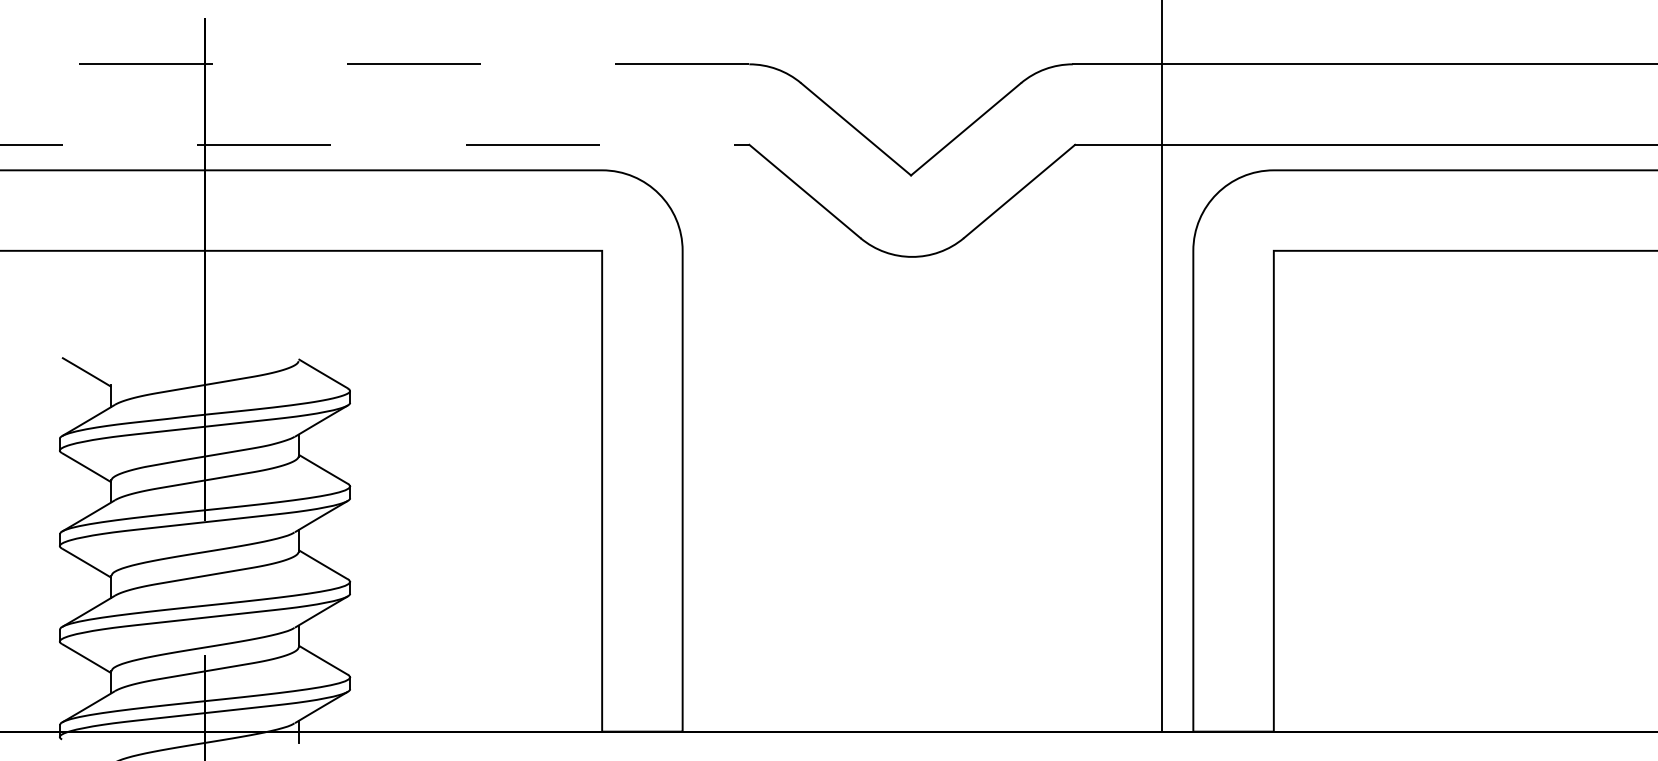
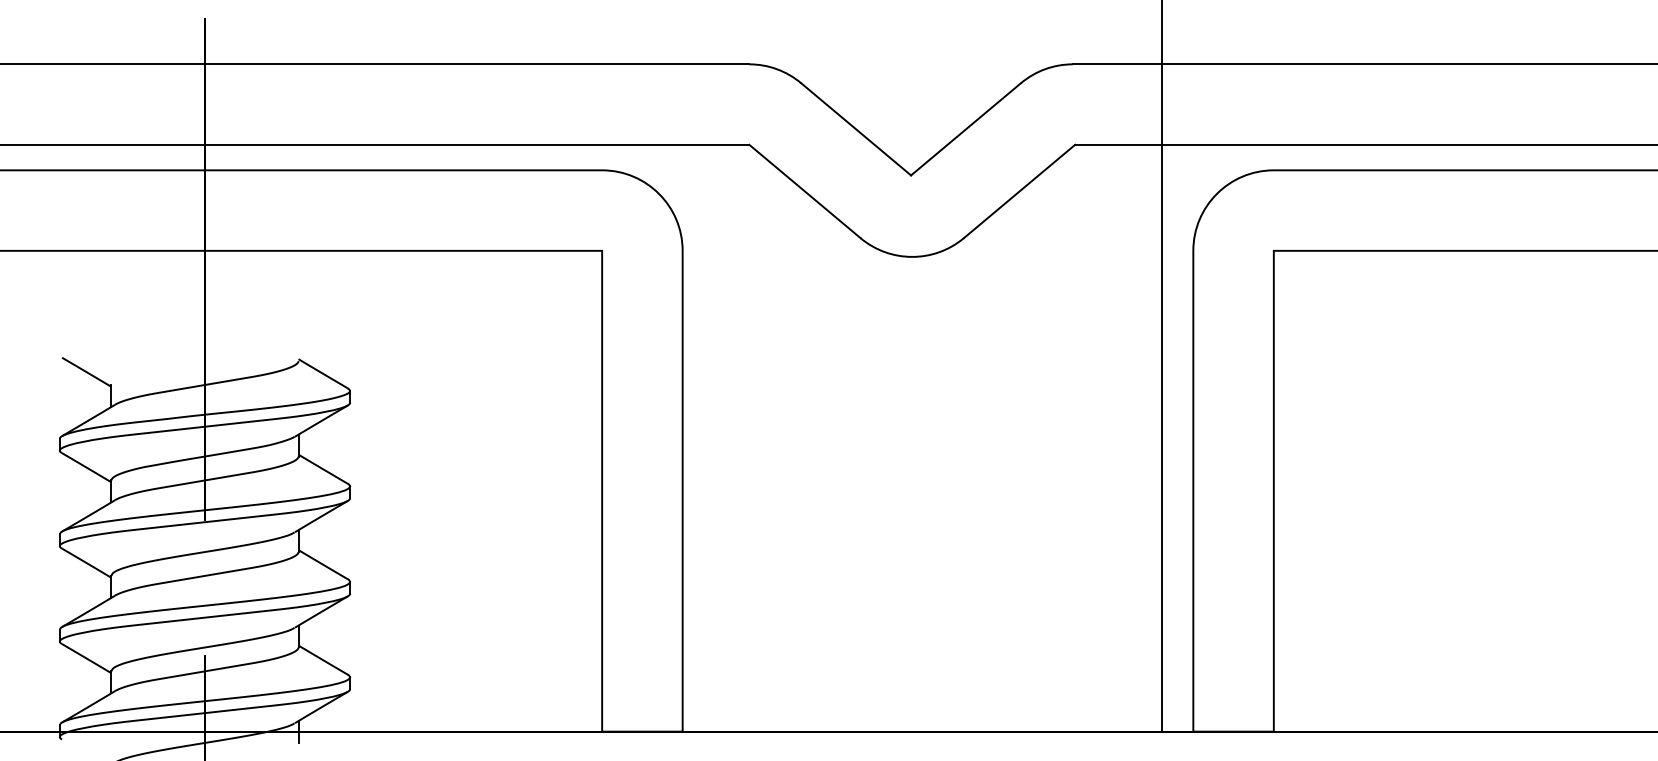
line: dashed -> solid (374, 64)
line: dashed -> solid (375, 144)
